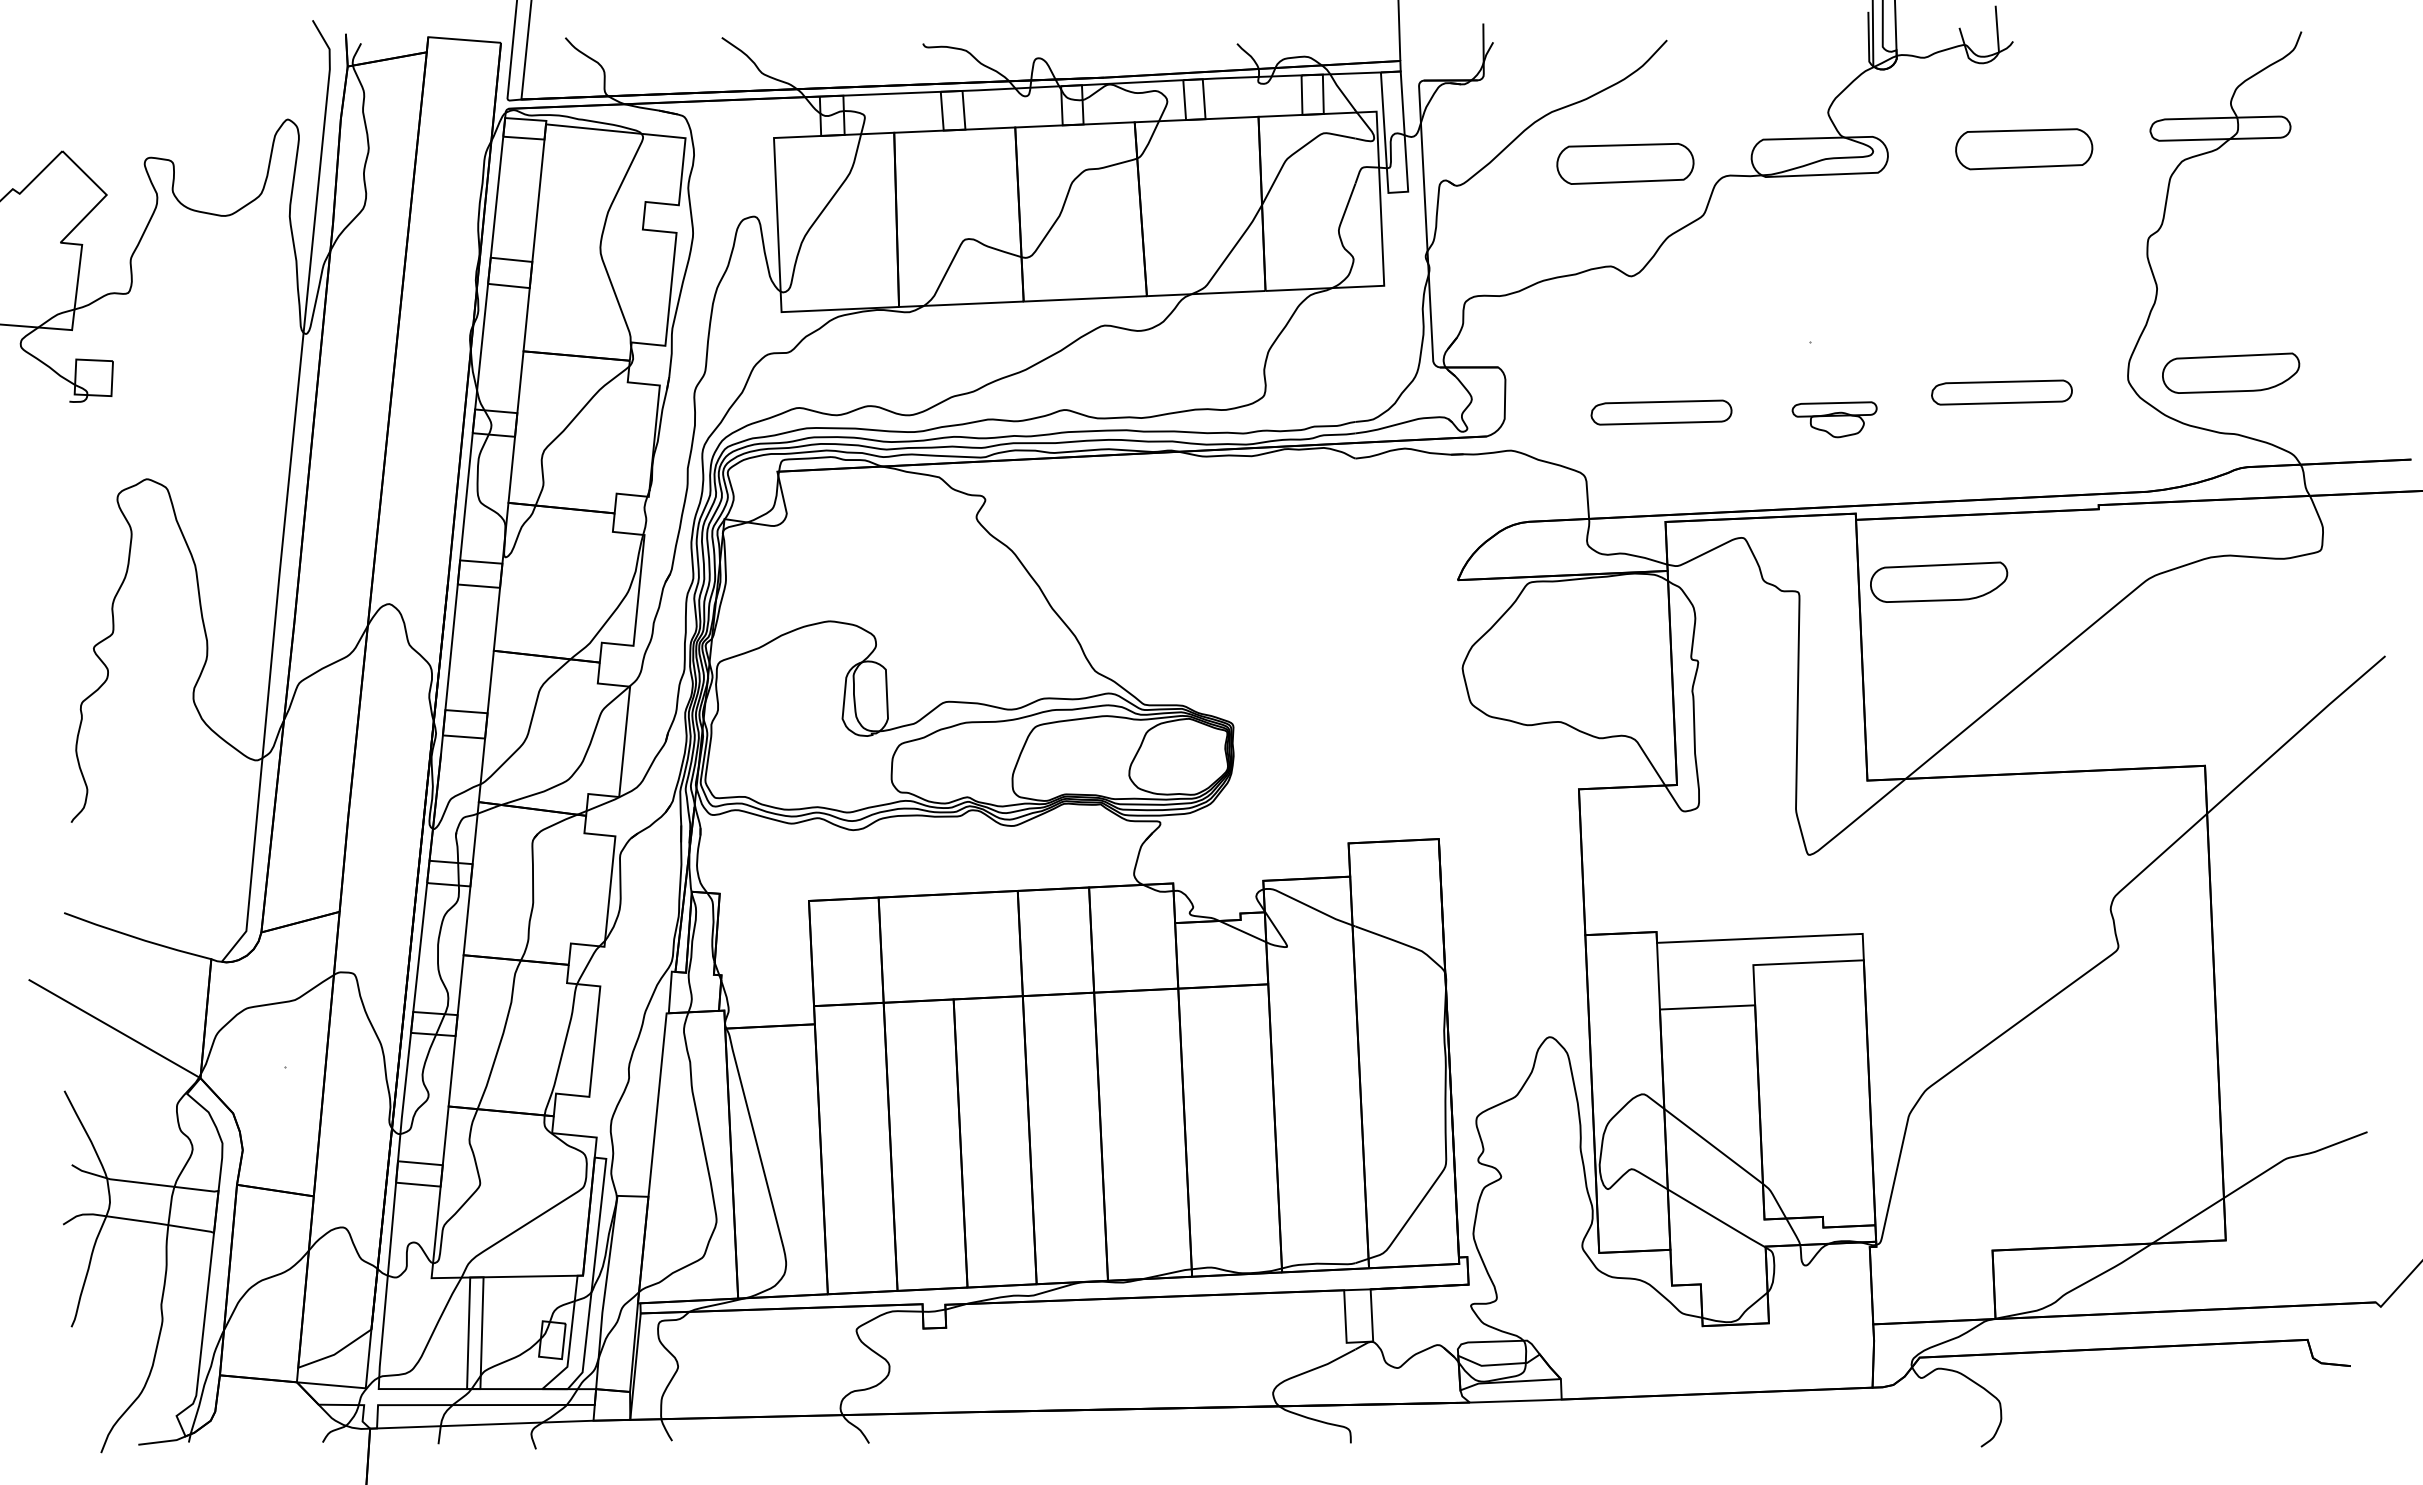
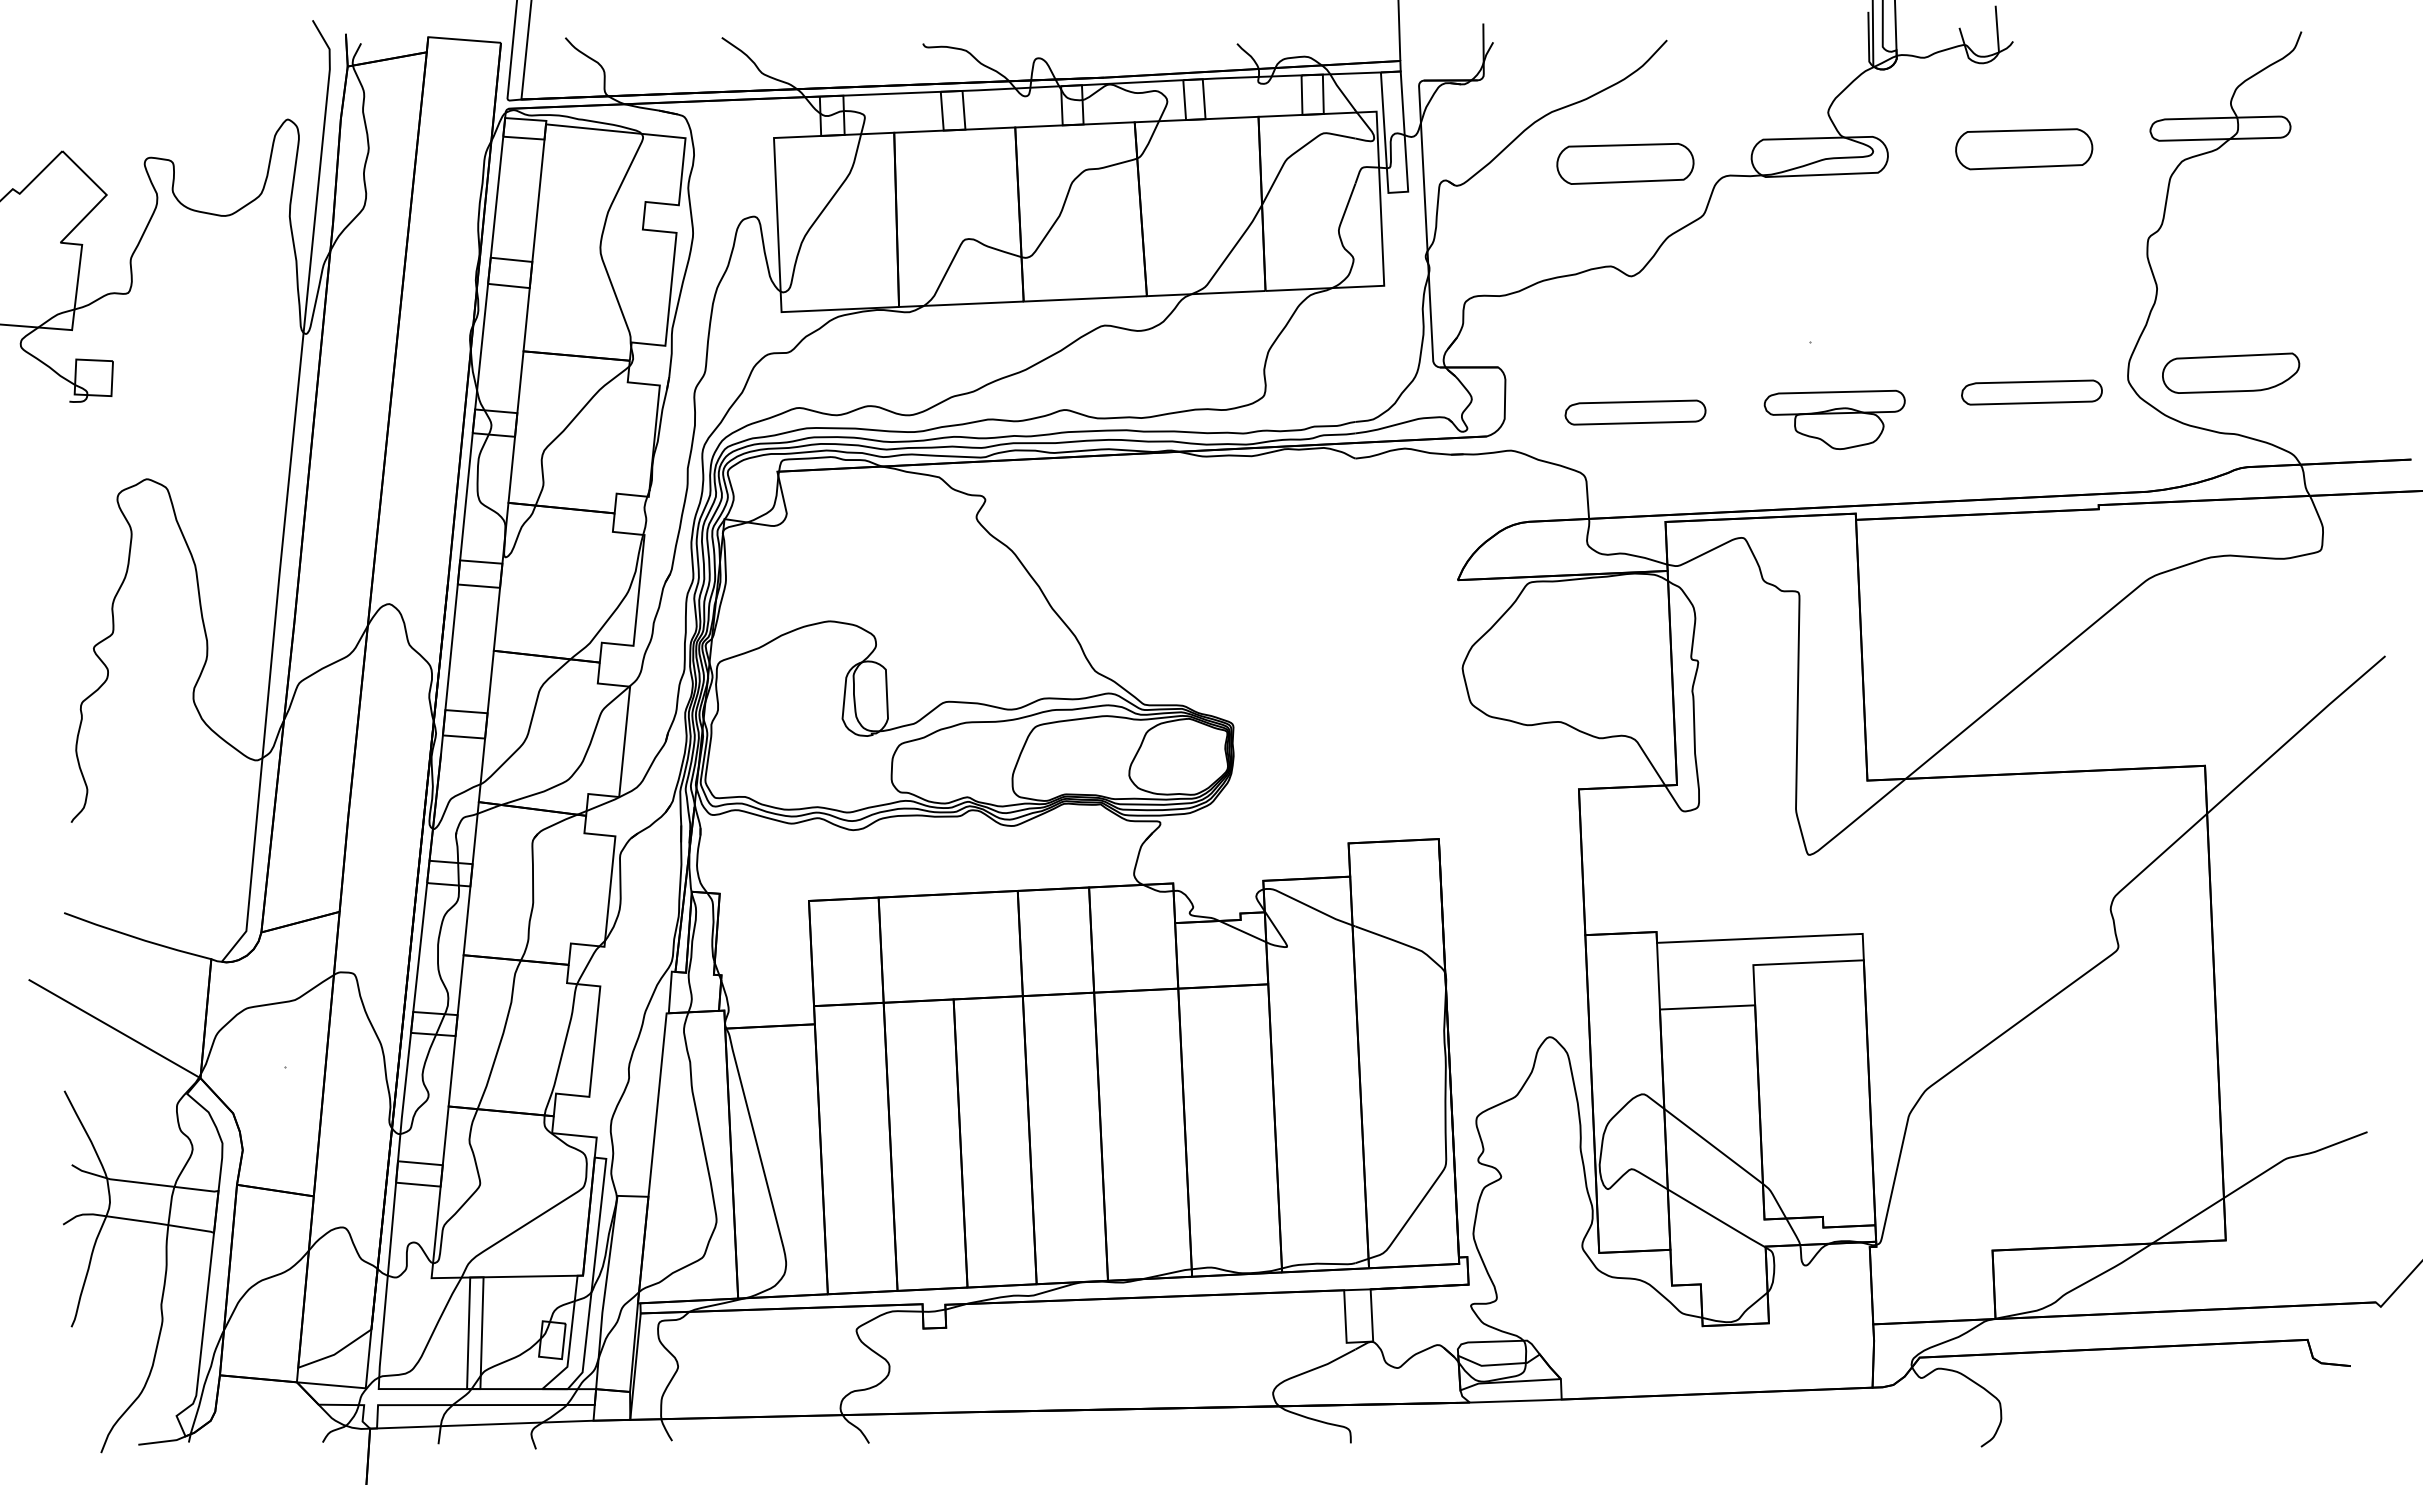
part position: (2001, 392) -> (2031, 392) (2031, 392)
part position: (1661, 412) -> (1635, 412) (1635, 412)
part size: 87x38 px -> 143x61 px (1834, 419)
part: present -> none (1939, 581)
